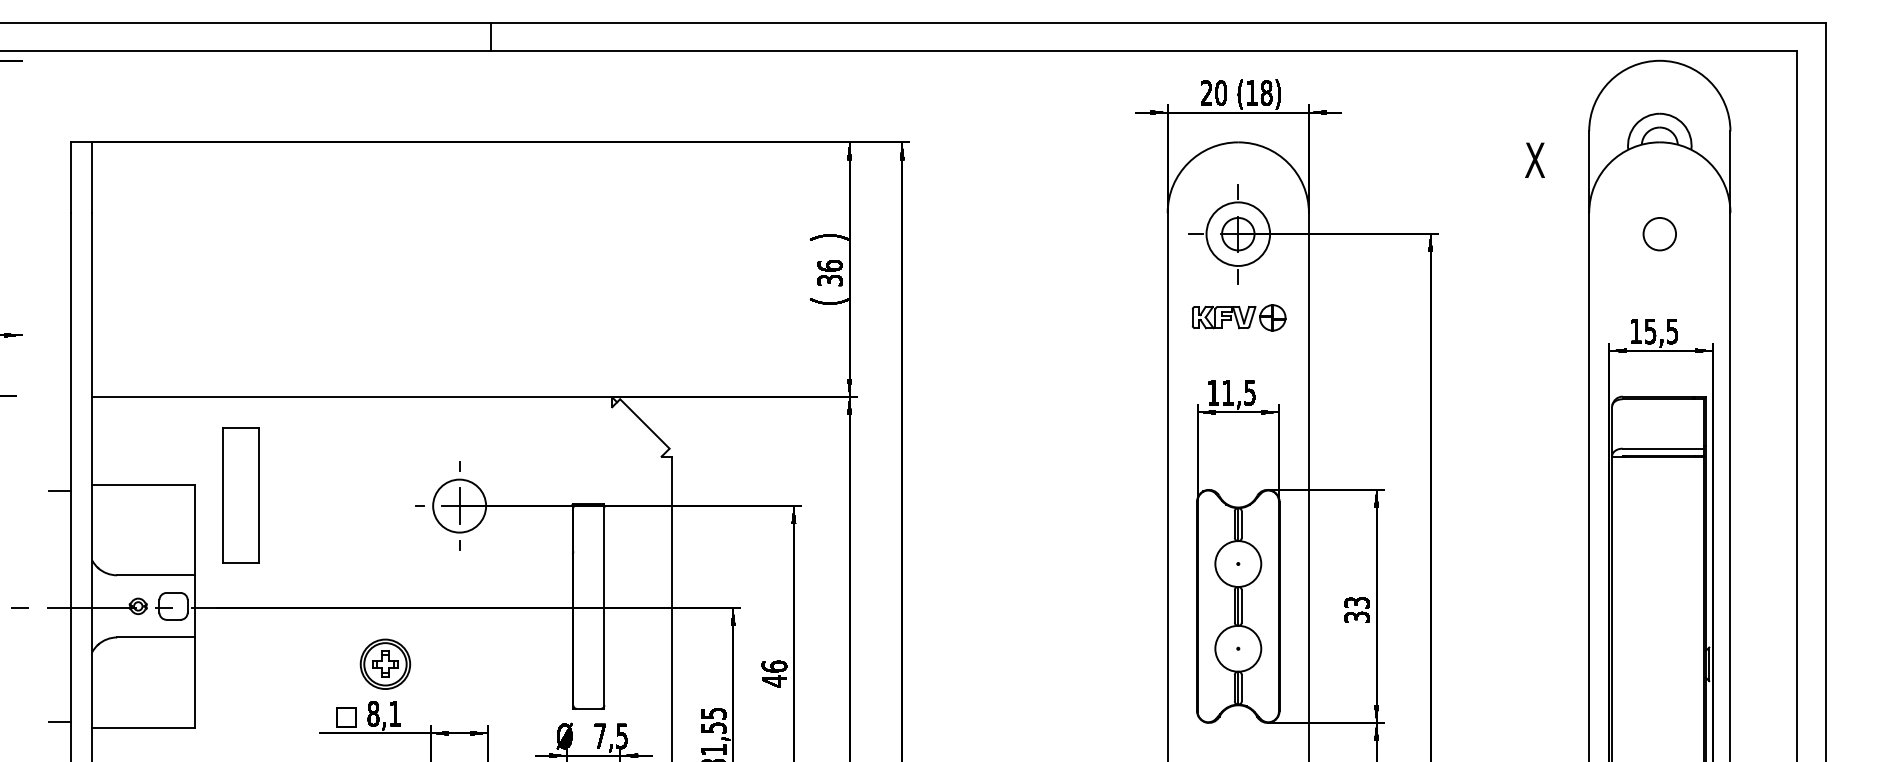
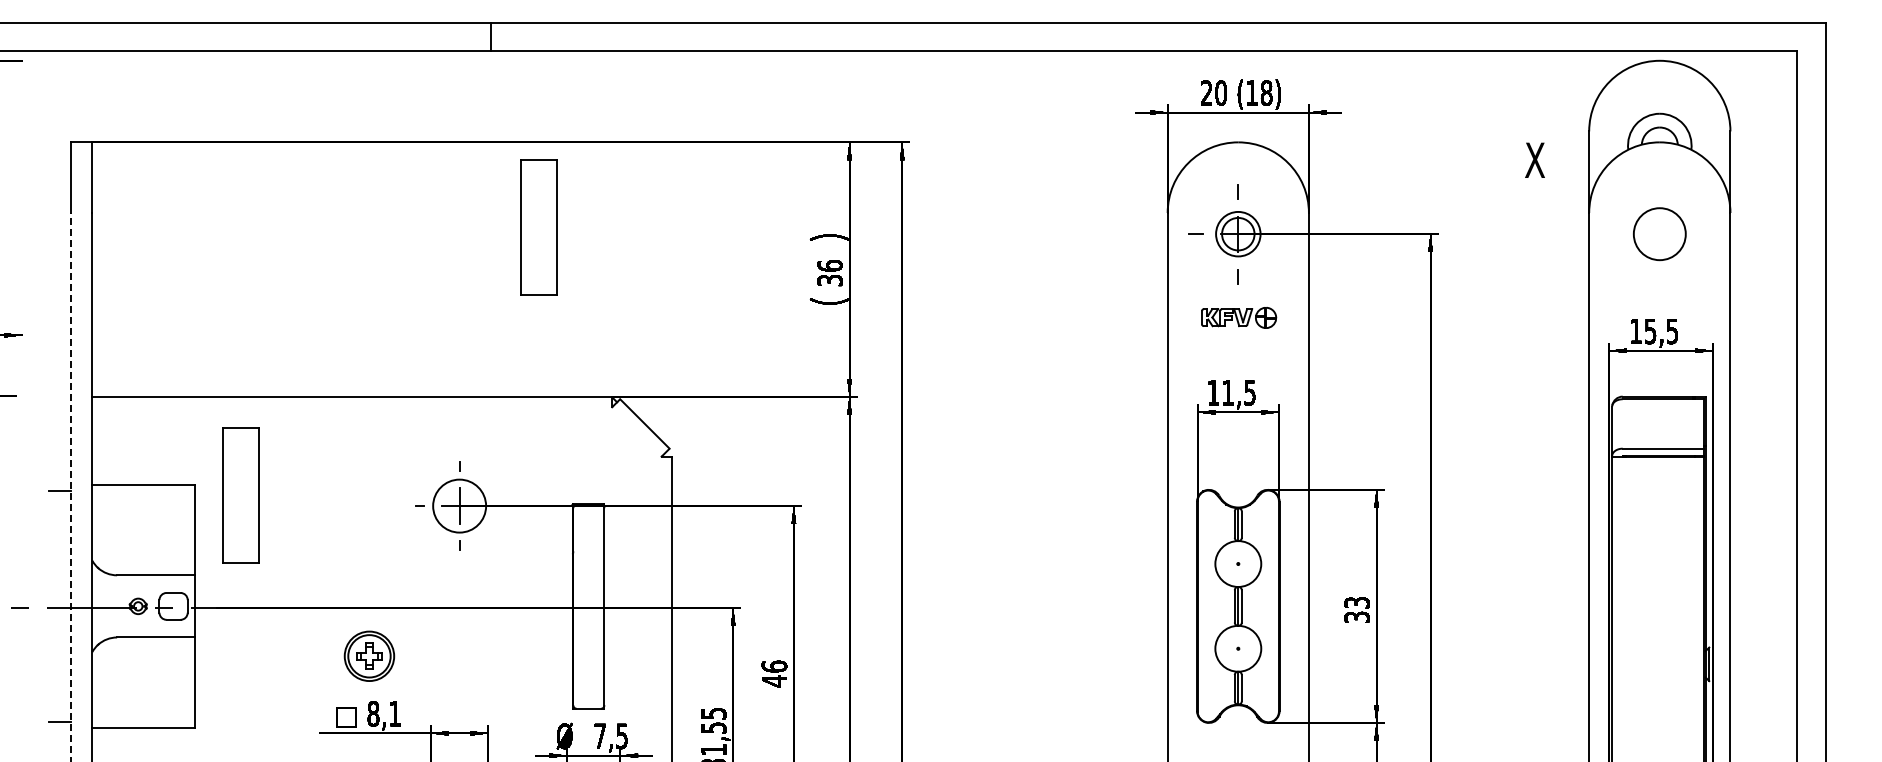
part: none -> present (538, 227)
circle diameter: 64 px -> 44 px (1238, 233)
circle diameter: 32 px -> 52 px (1659, 234)
part size: 96x28 px -> 77x22 px (1239, 317)
line: solid -> dashed (71, 486)
part position: (385, 663) -> (369, 655) (369, 655)
